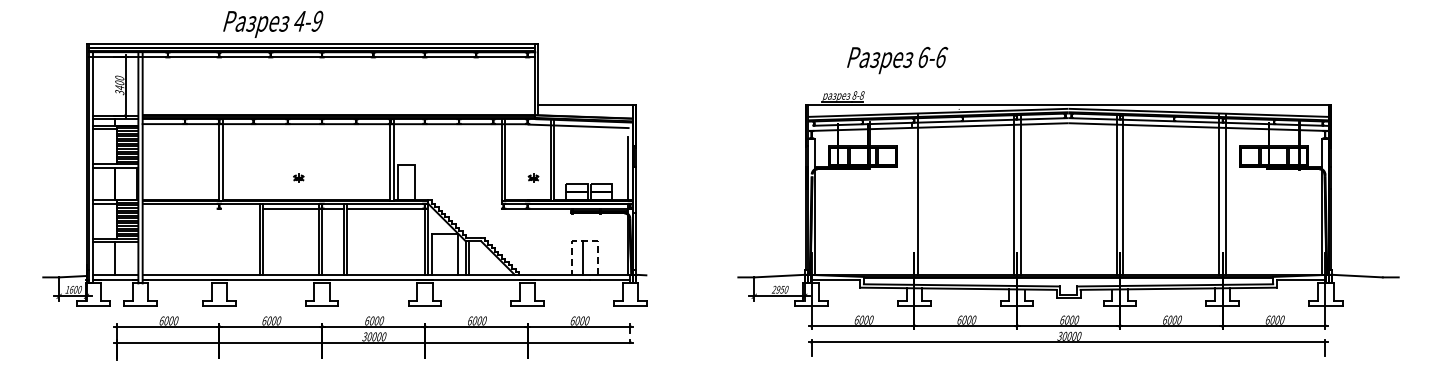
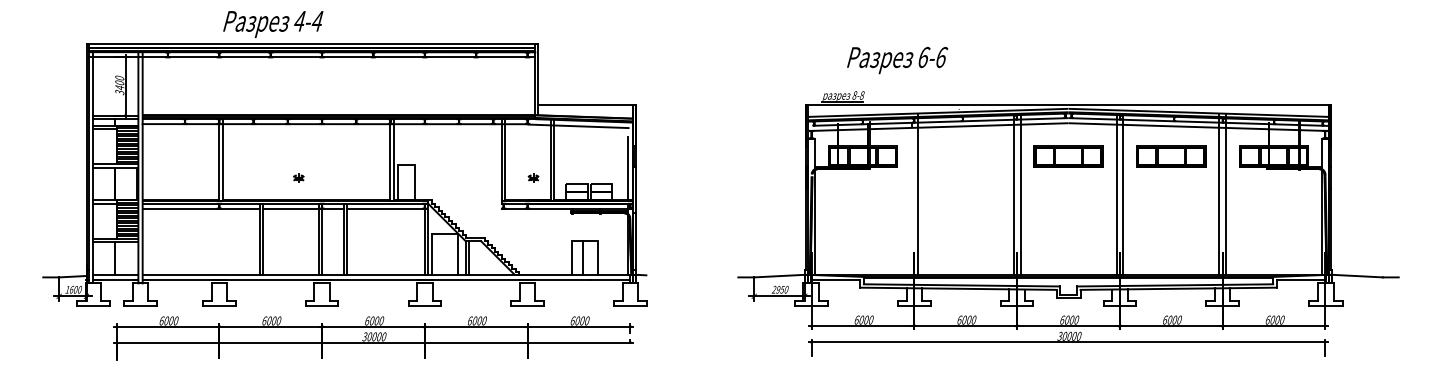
text: 4-9 -> 4-4 (317, 20)
part: none -> present (1068, 156)
part: none -> present (1171, 156)
line: none -> present (200, 208)
line: dashed -> solid (585, 241)
